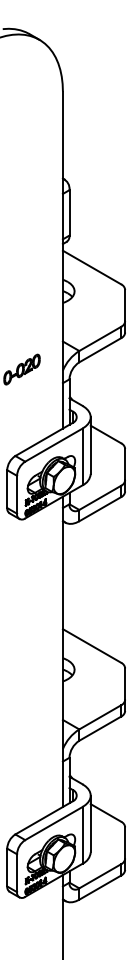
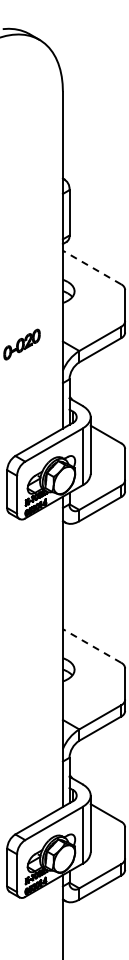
line: solid -> dashed (92, 267)
part position: (21, 369) -> (21, 344) (21, 344)
line: solid -> dashed (92, 645)
